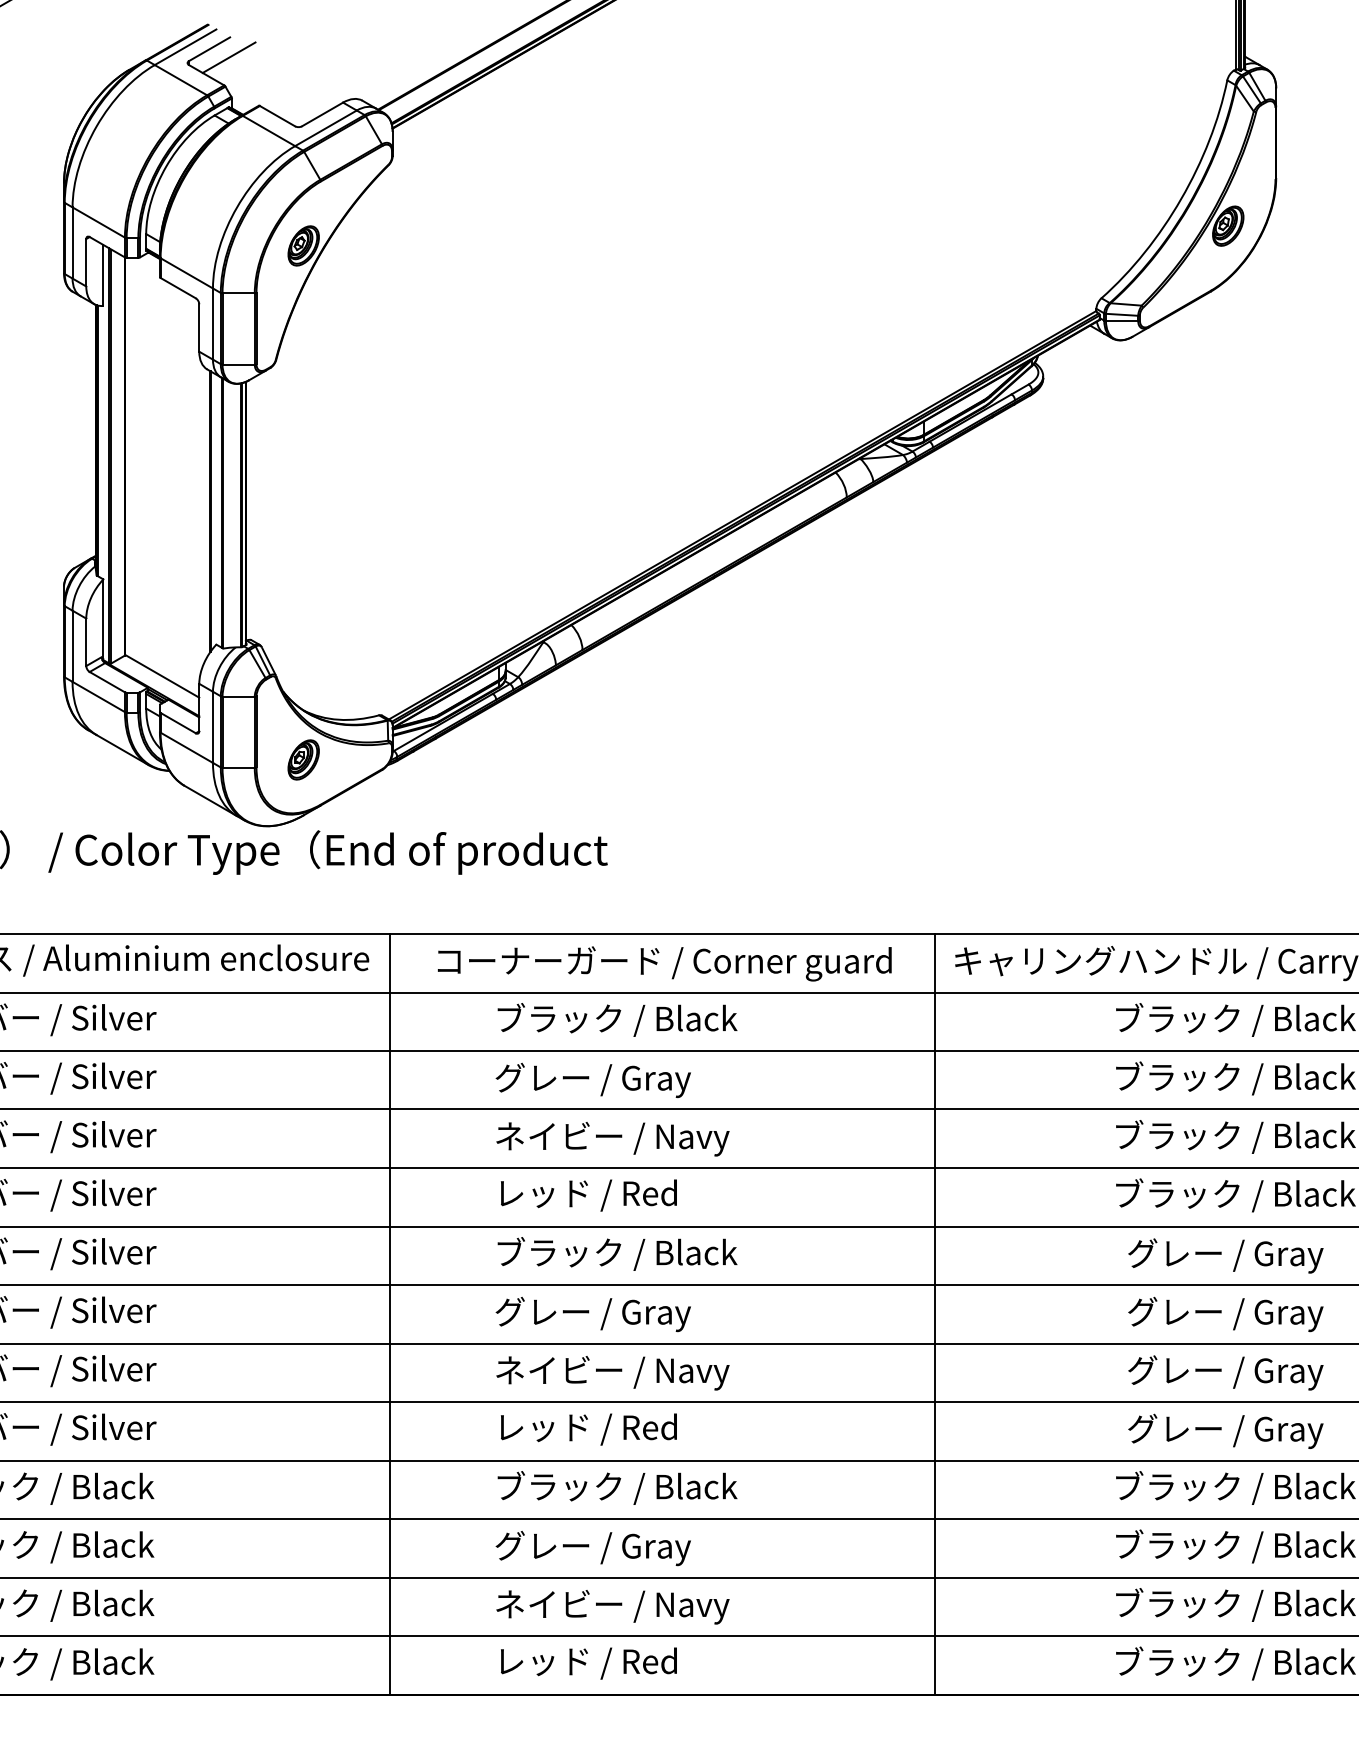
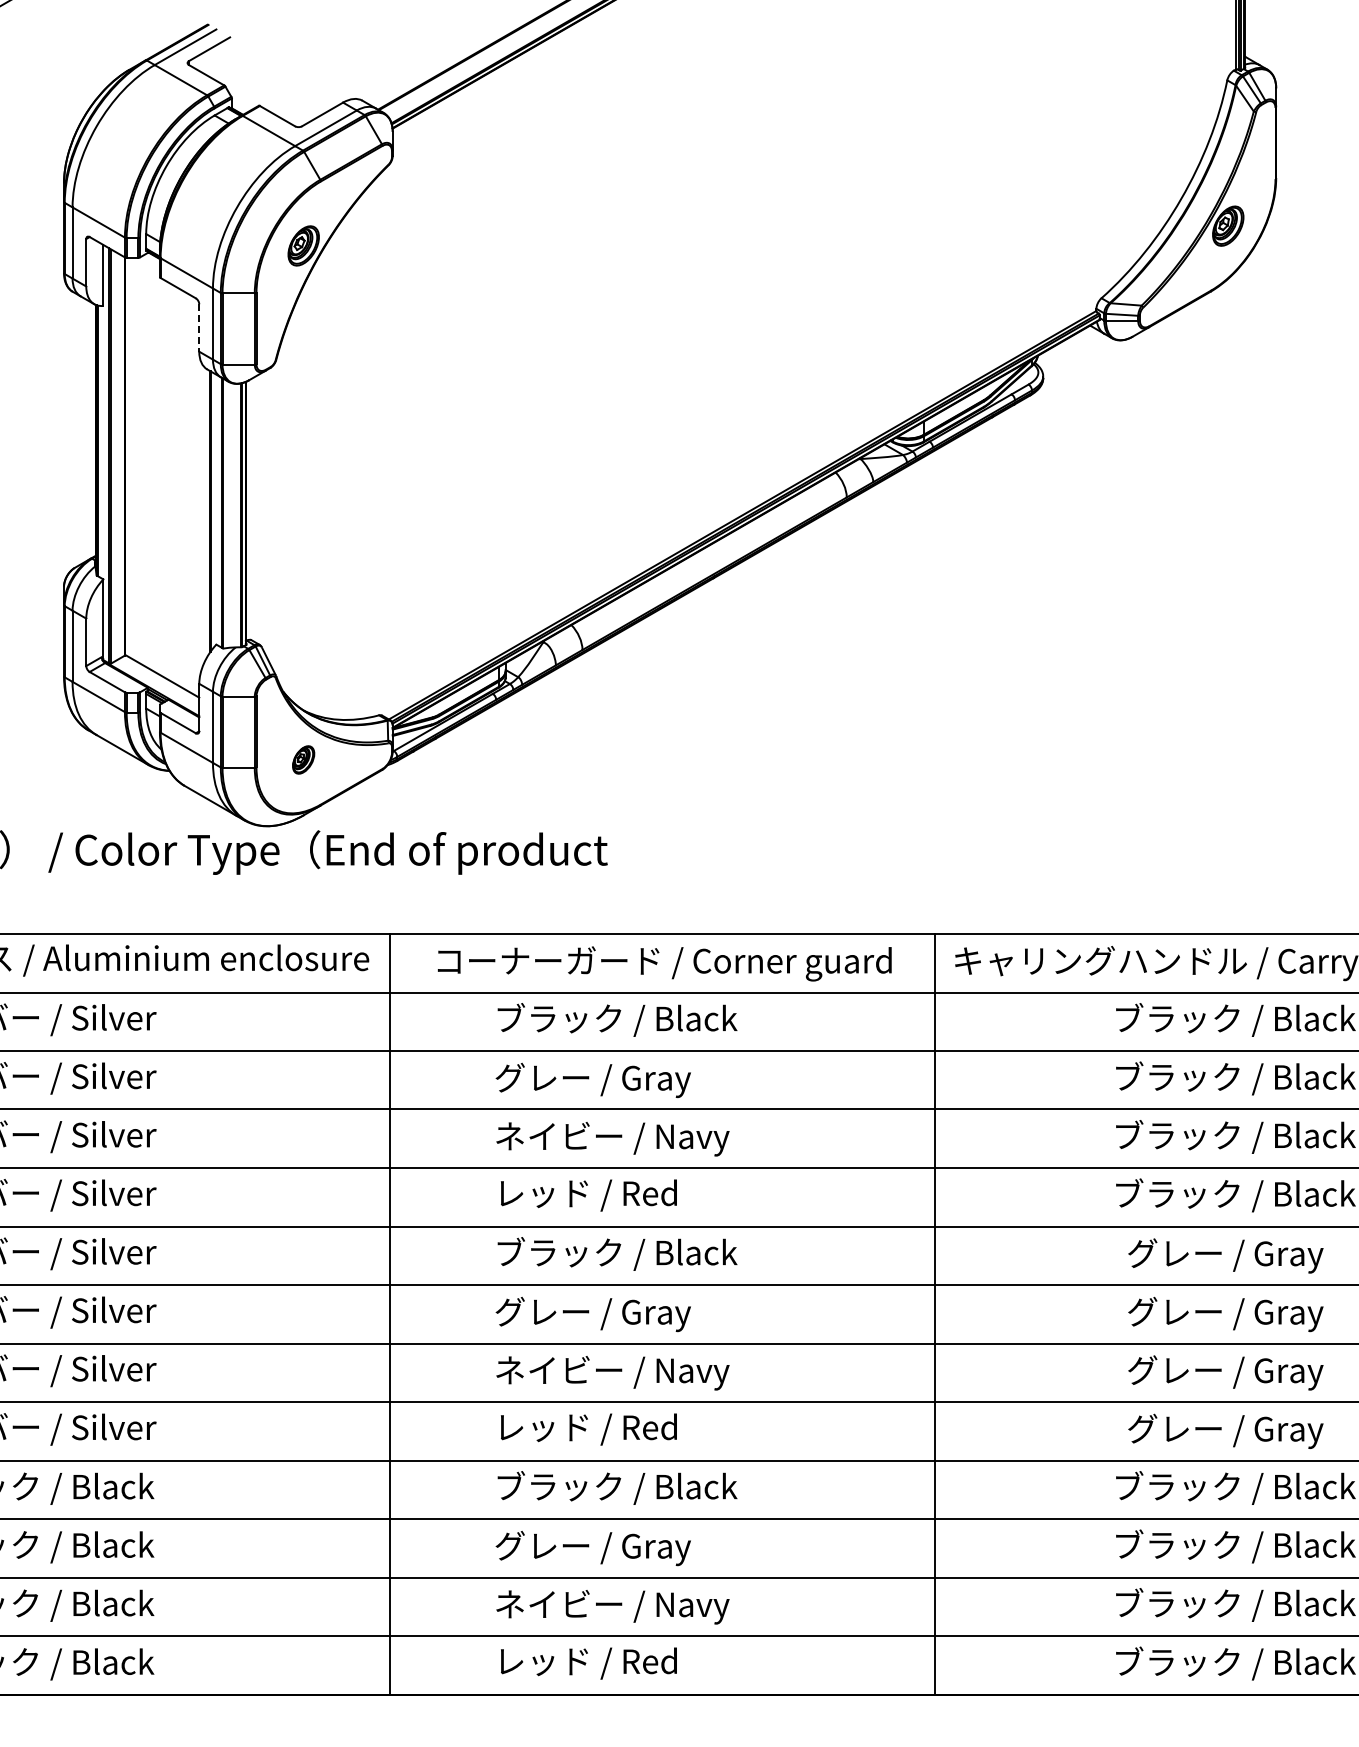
line: present -> none (228, 57)
line: solid -> dashed (199, 328)
part size: 33x42 px -> 24x30 px (303, 759)
